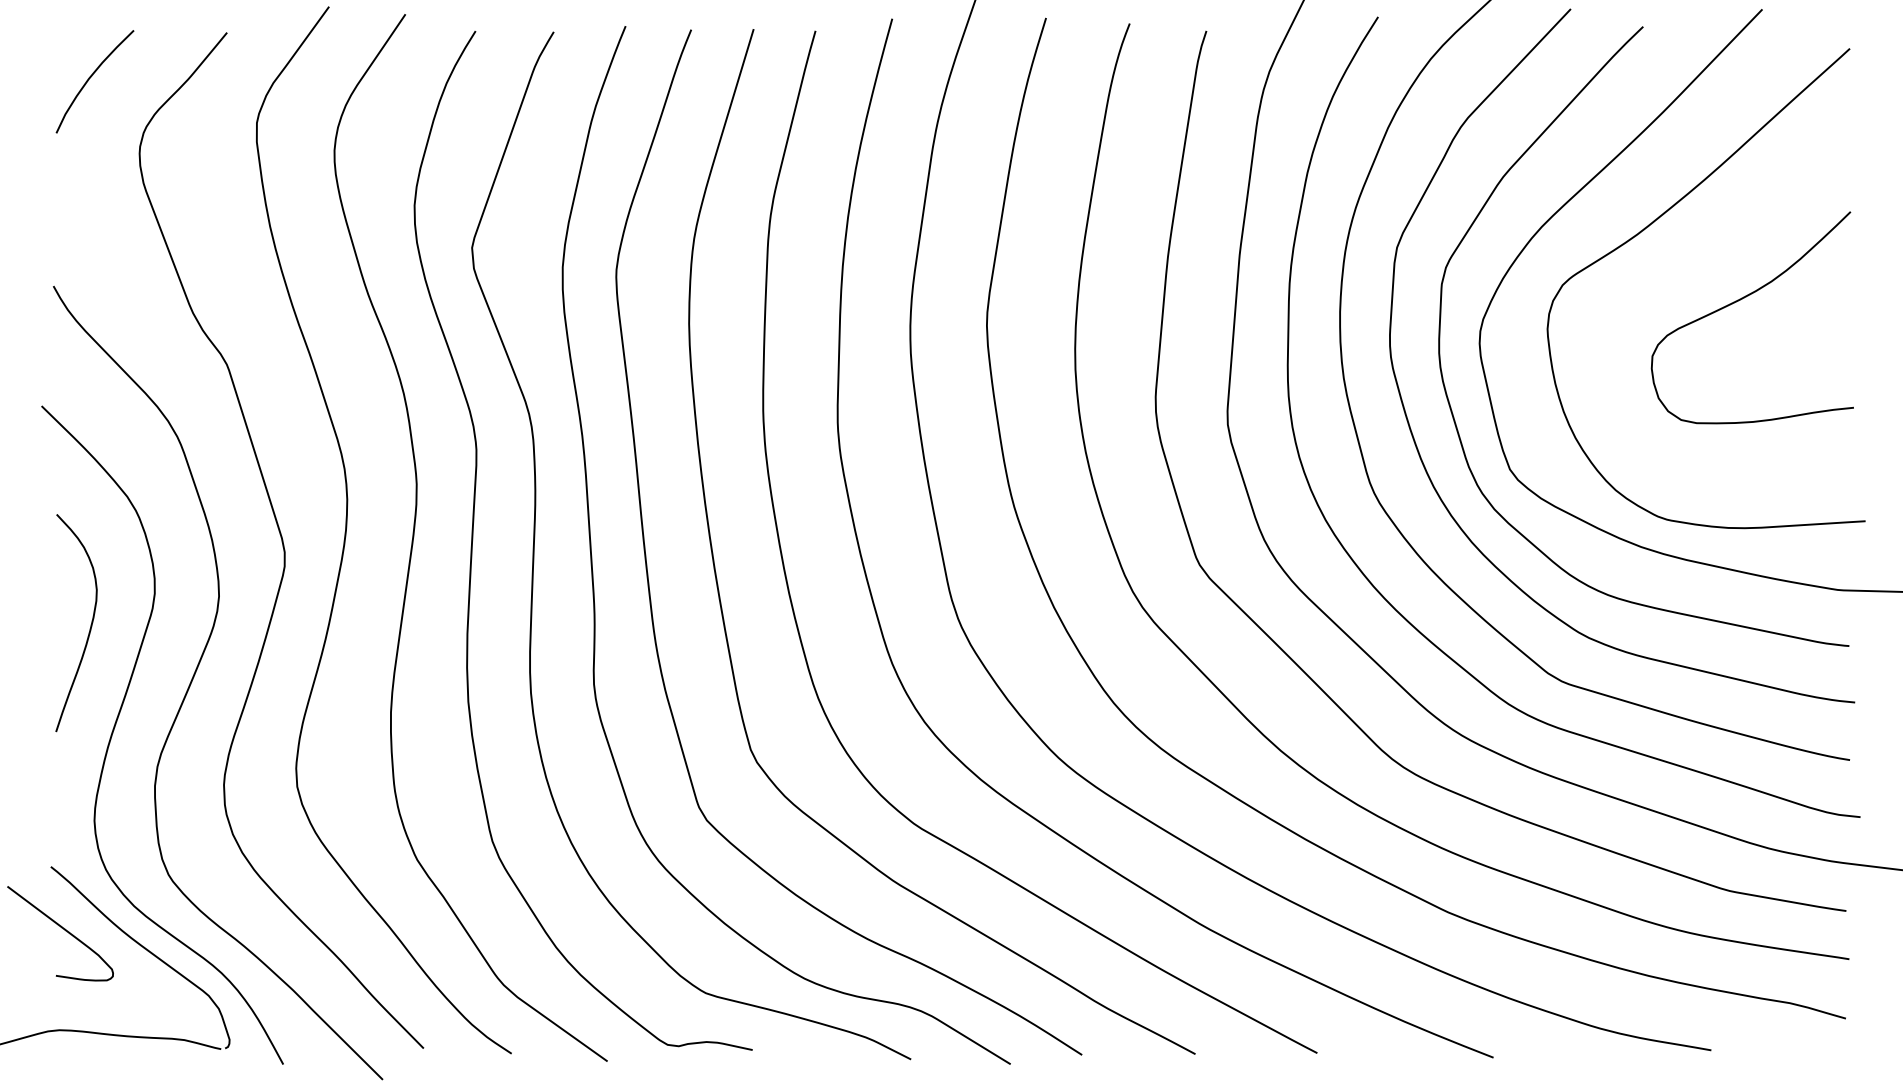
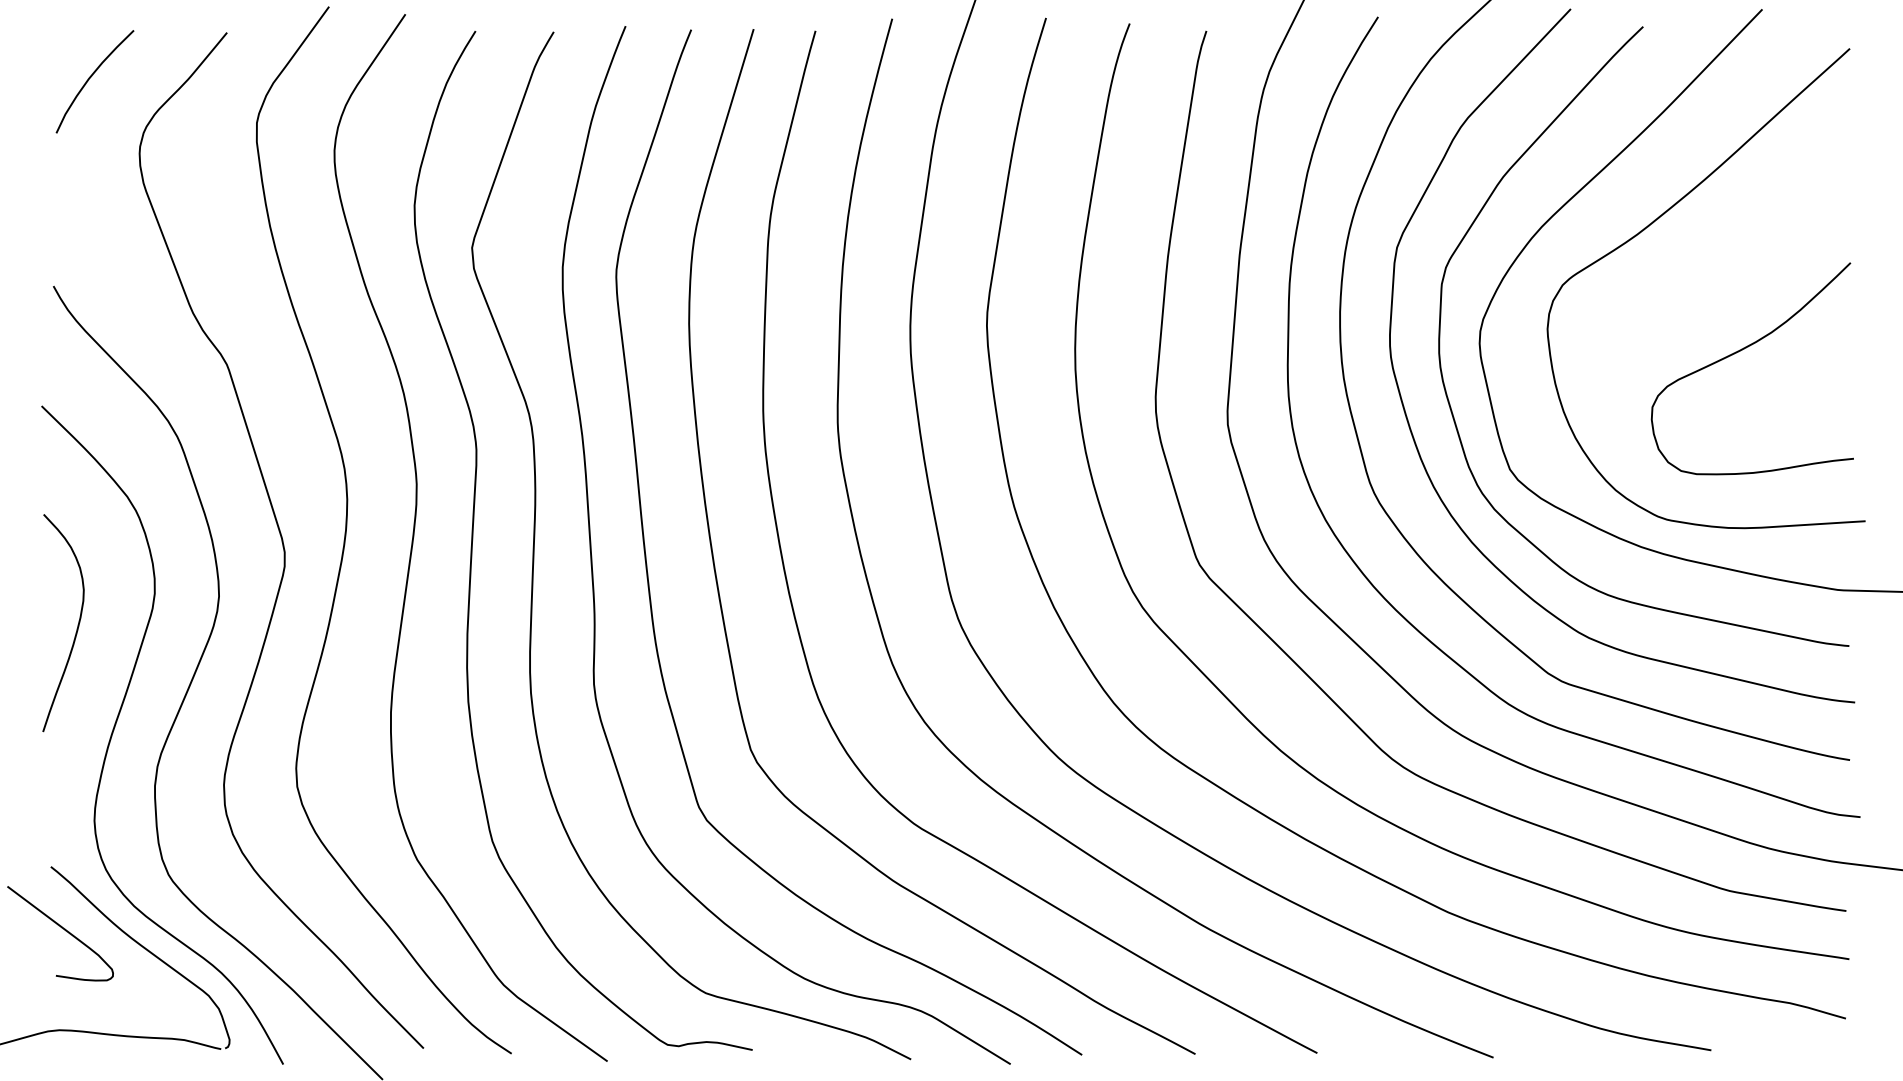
curve position: (1742, 299) -> (1742, 350) (1742, 350)
curve position: (89, 628) -> (76, 628) (76, 628)
